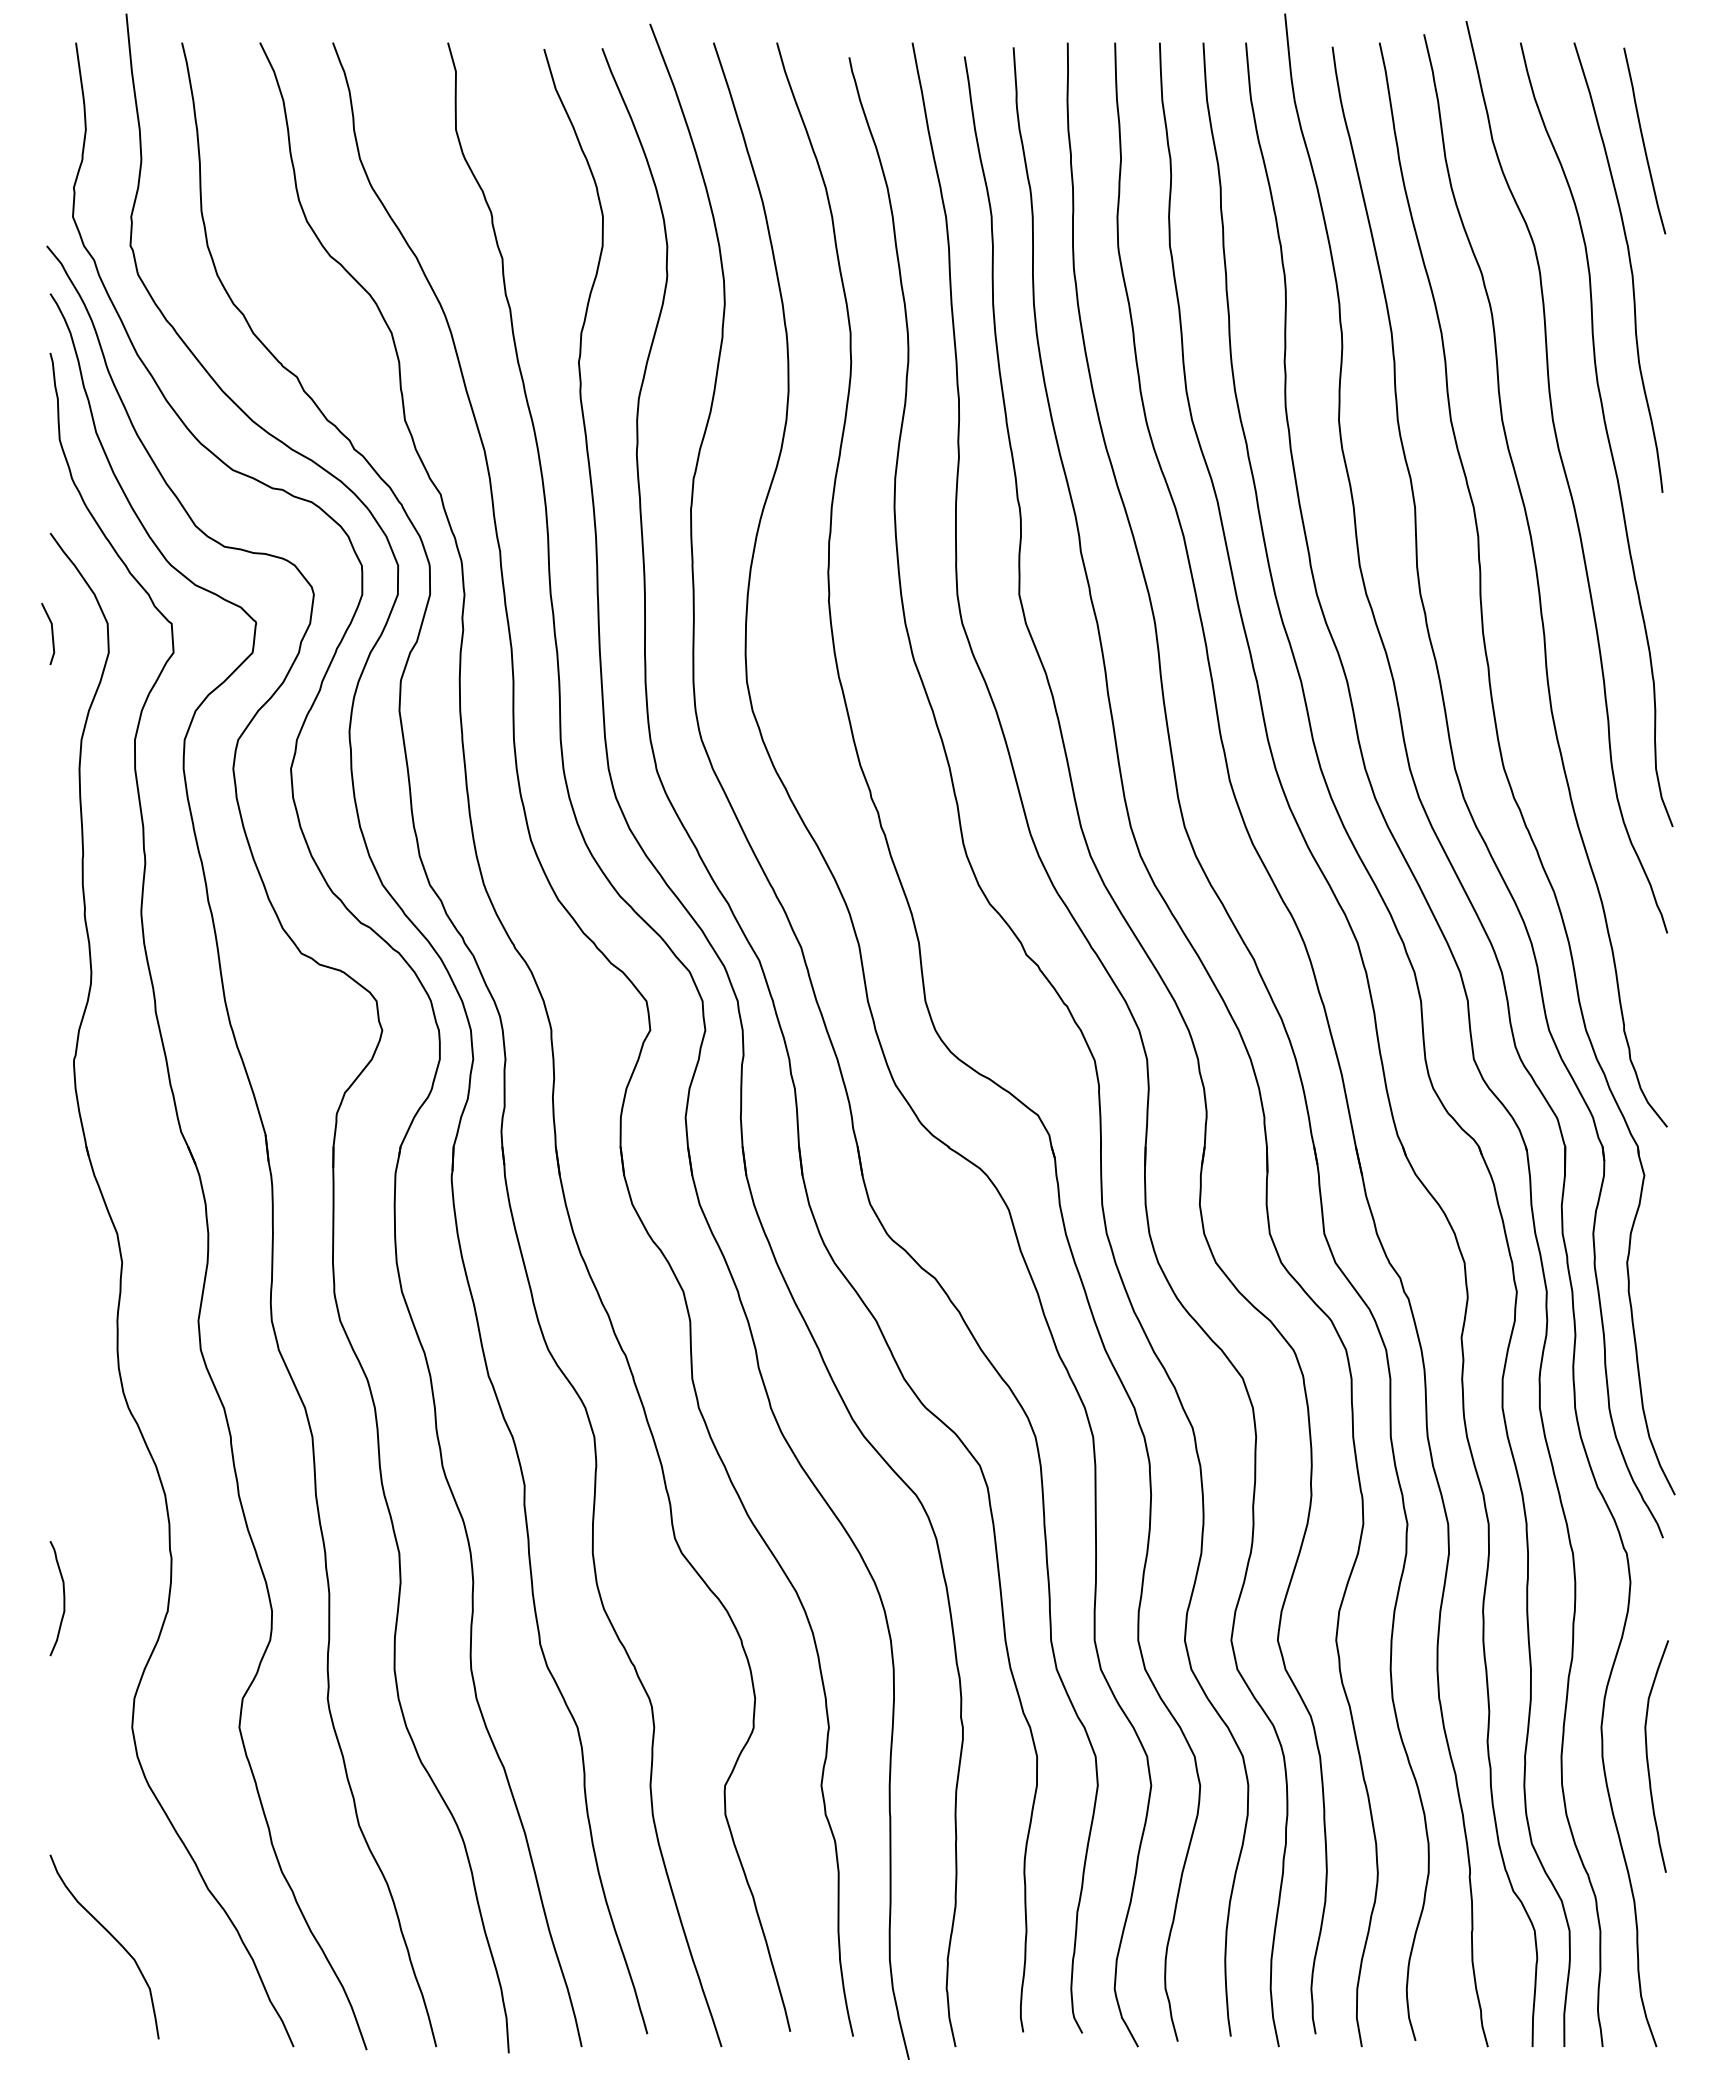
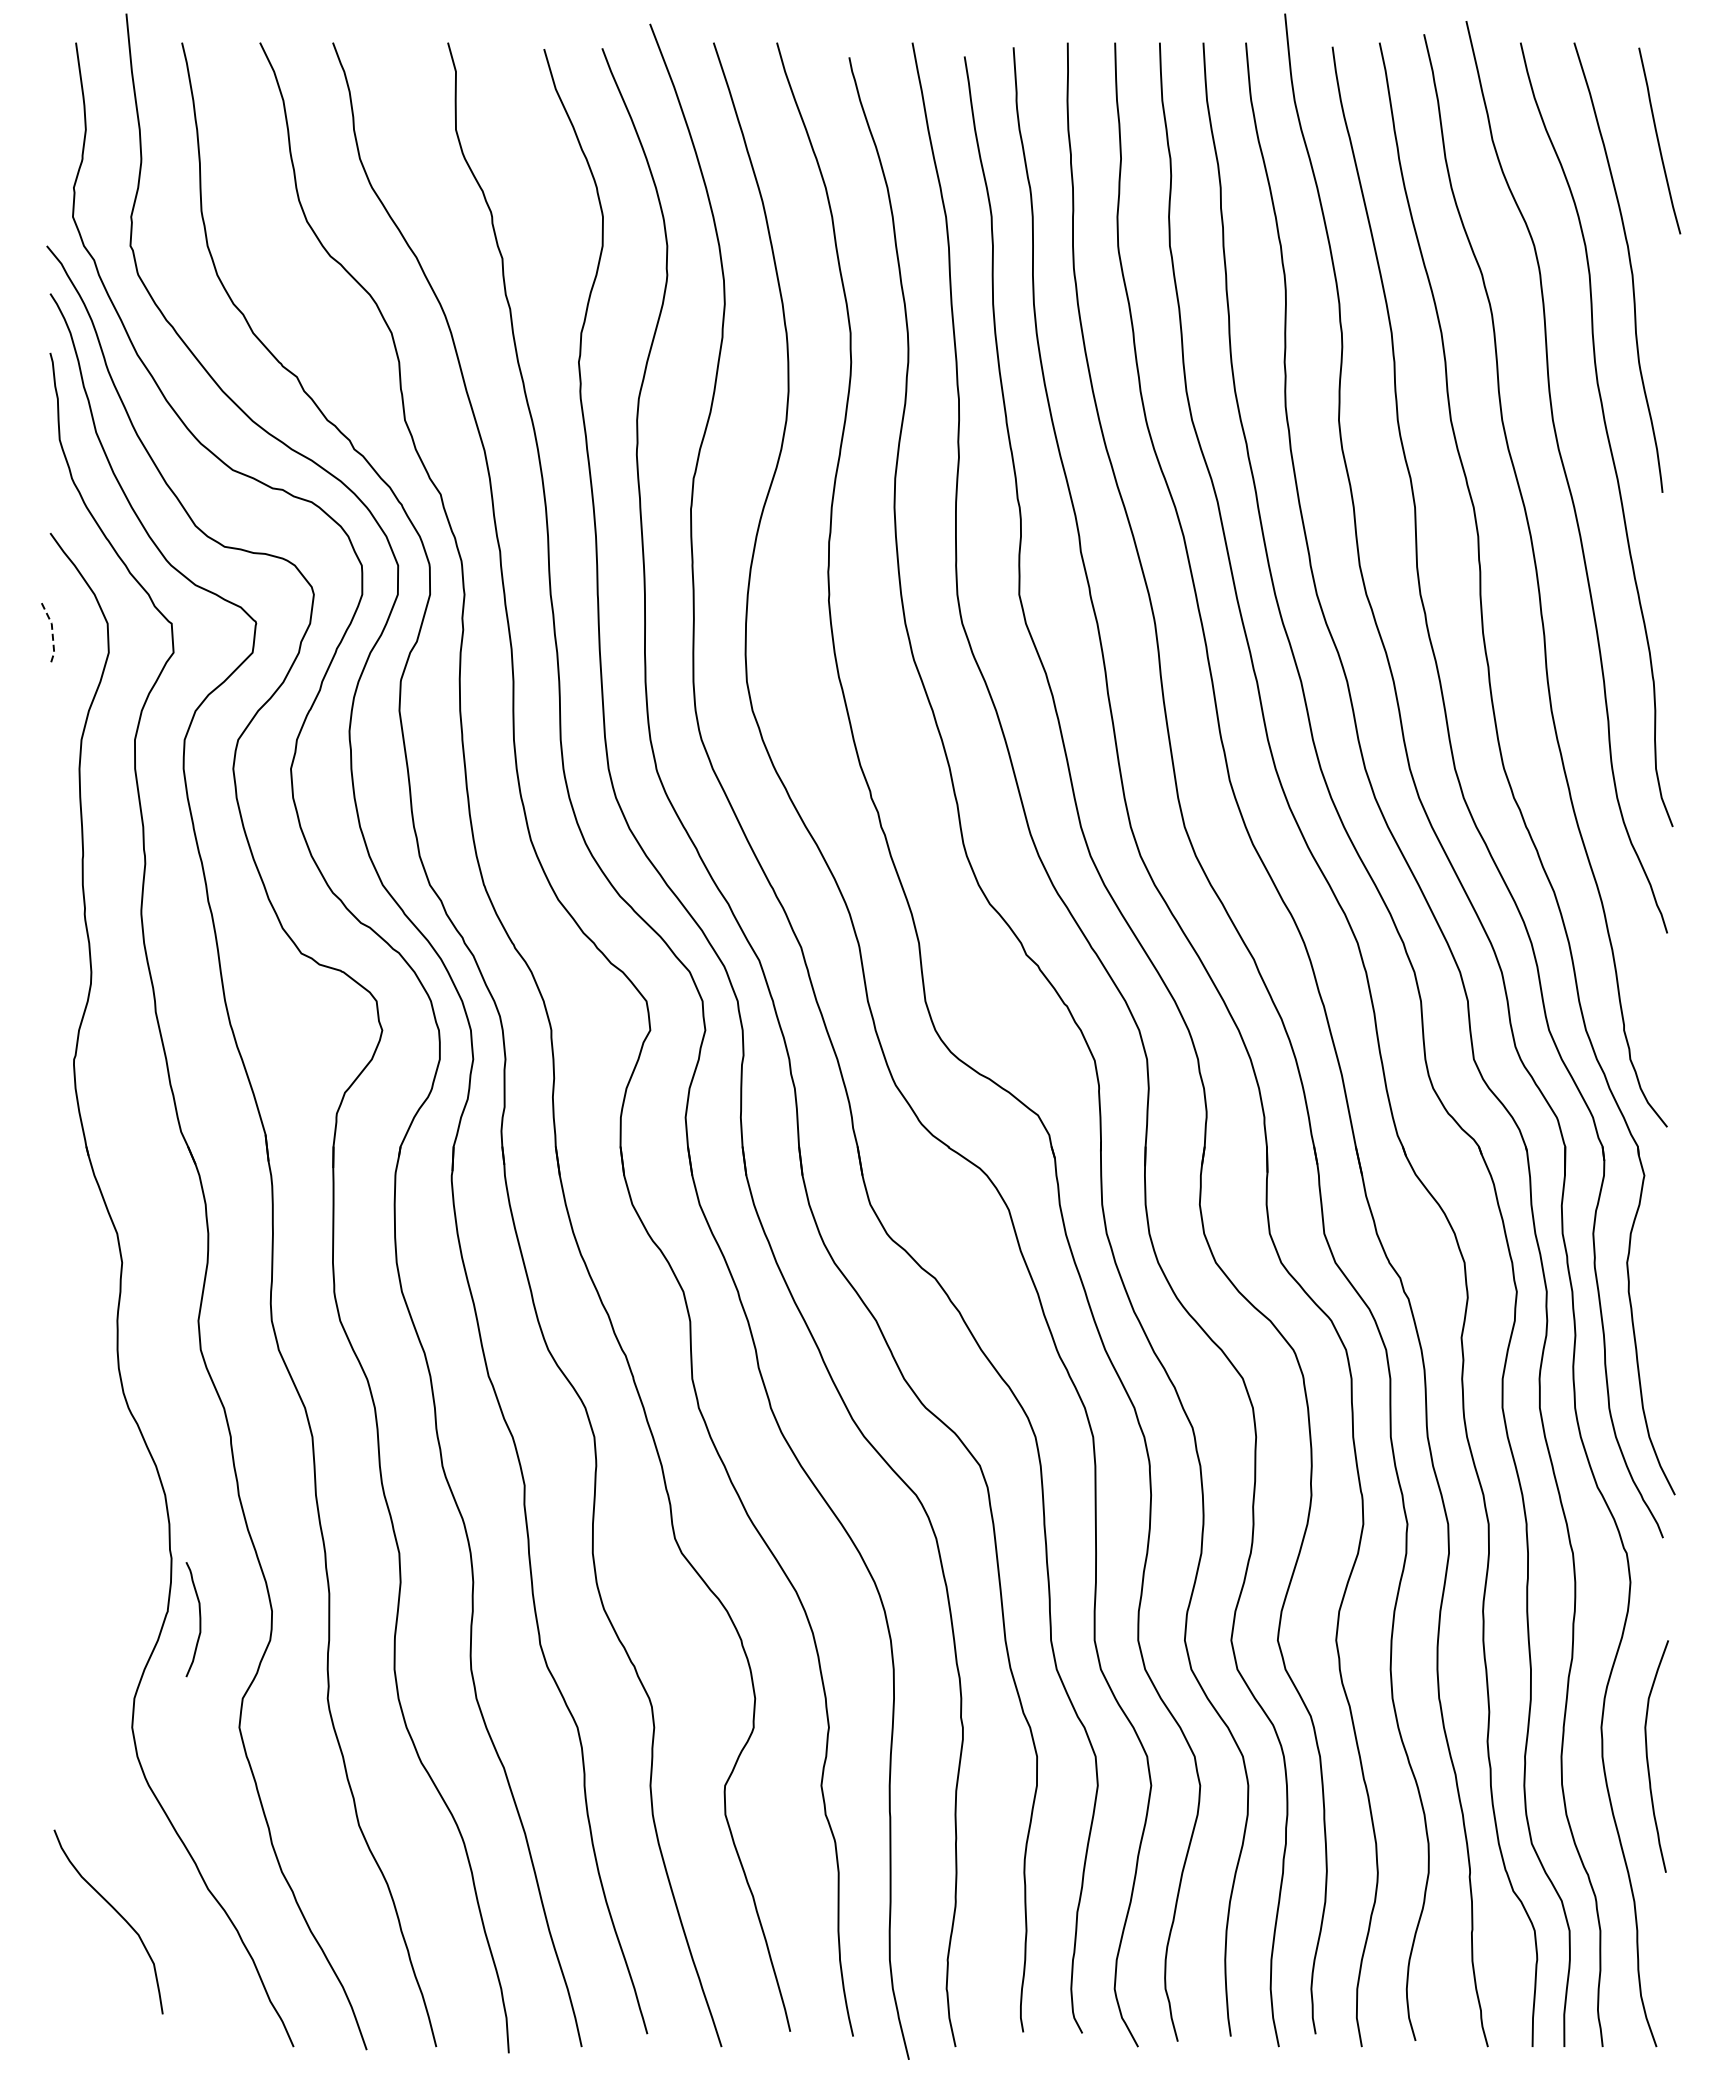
curve position: (1643, 140) -> (1658, 140) (1658, 140)
line: solid -> dashed (52, 633)
curve position: (63, 1598) -> (199, 1619) (199, 1619)
curve position: (112, 1937) -> (116, 1912) (116, 1912)
